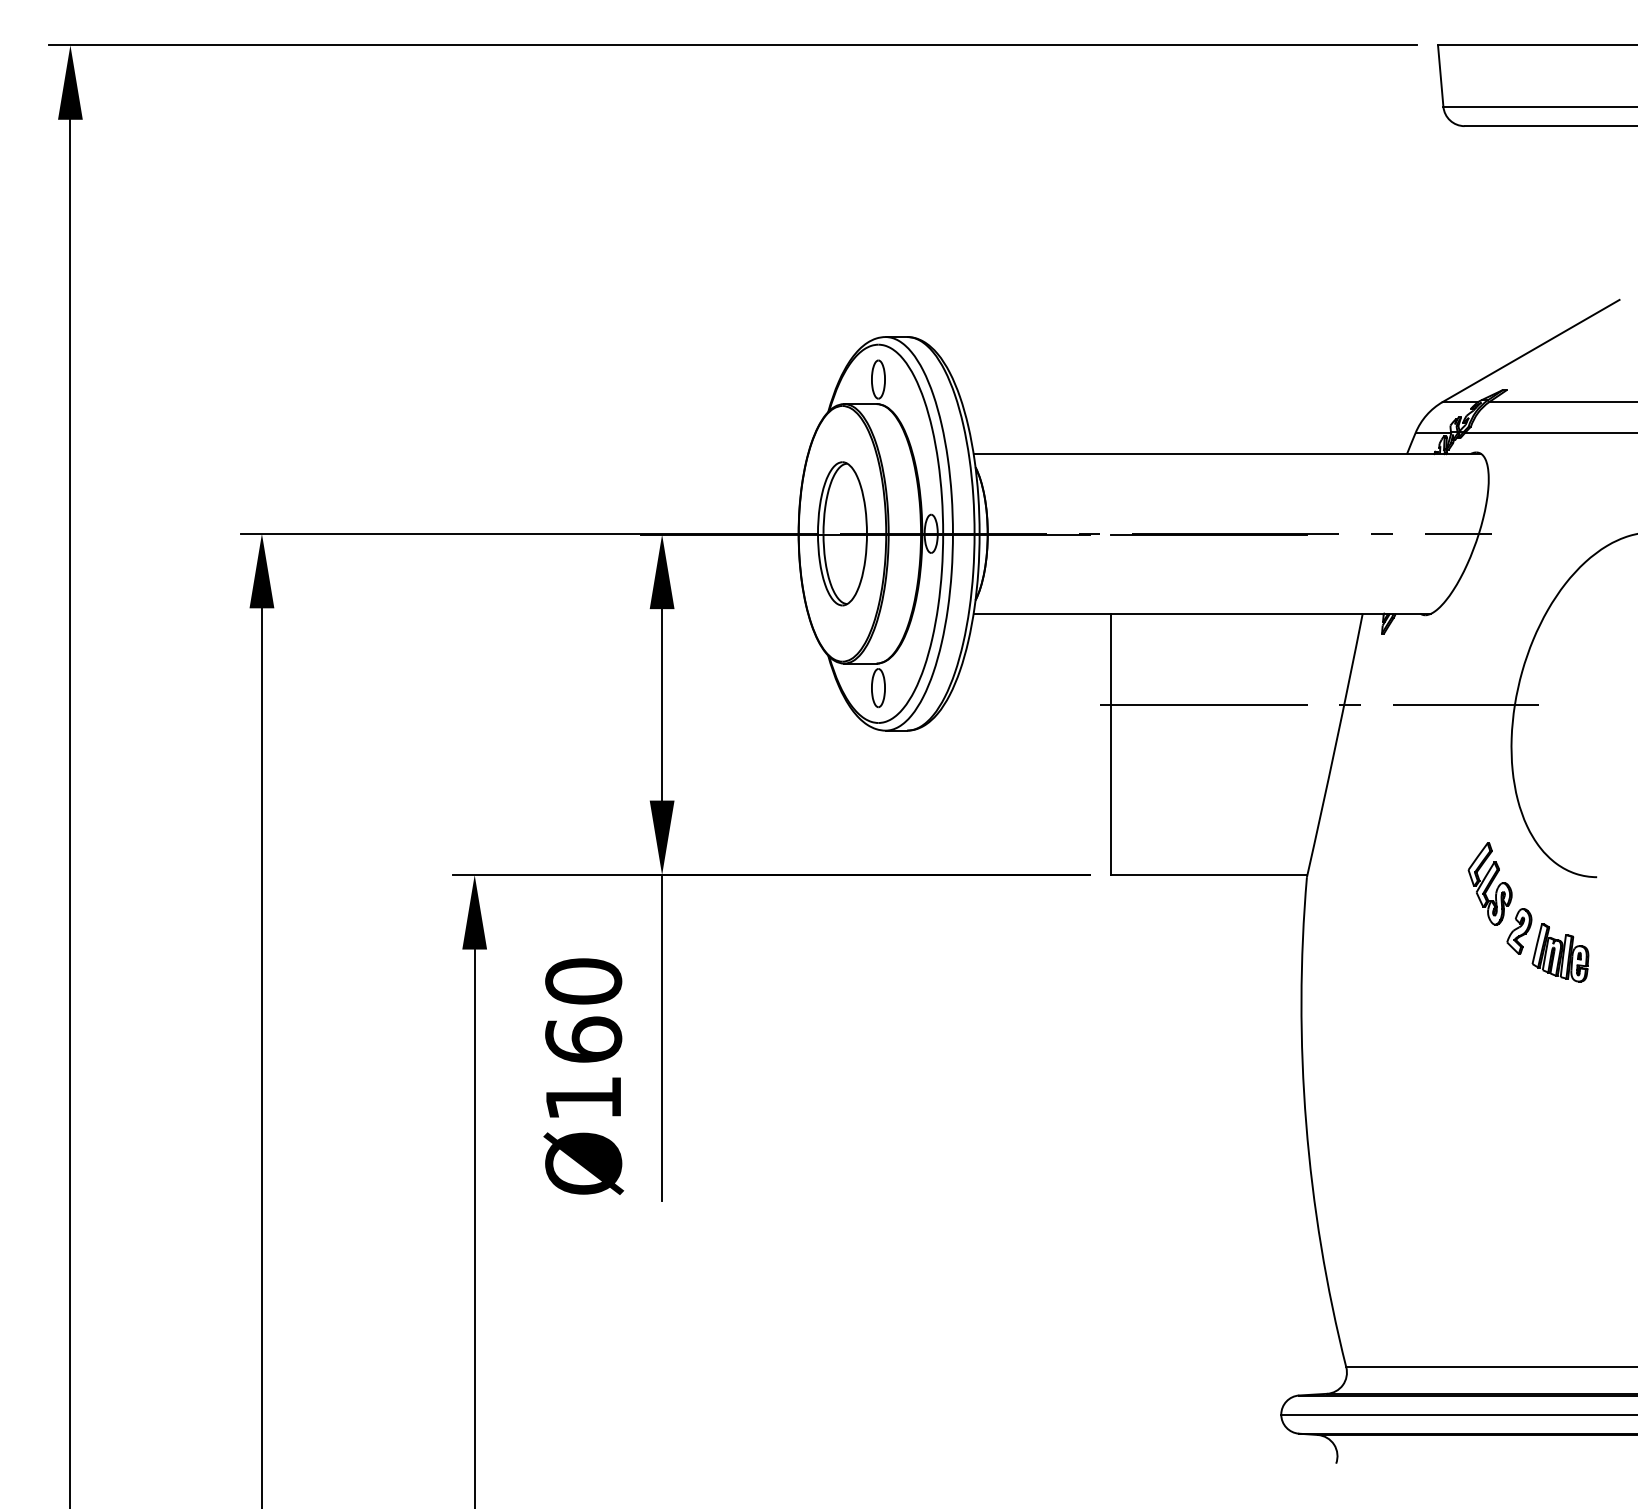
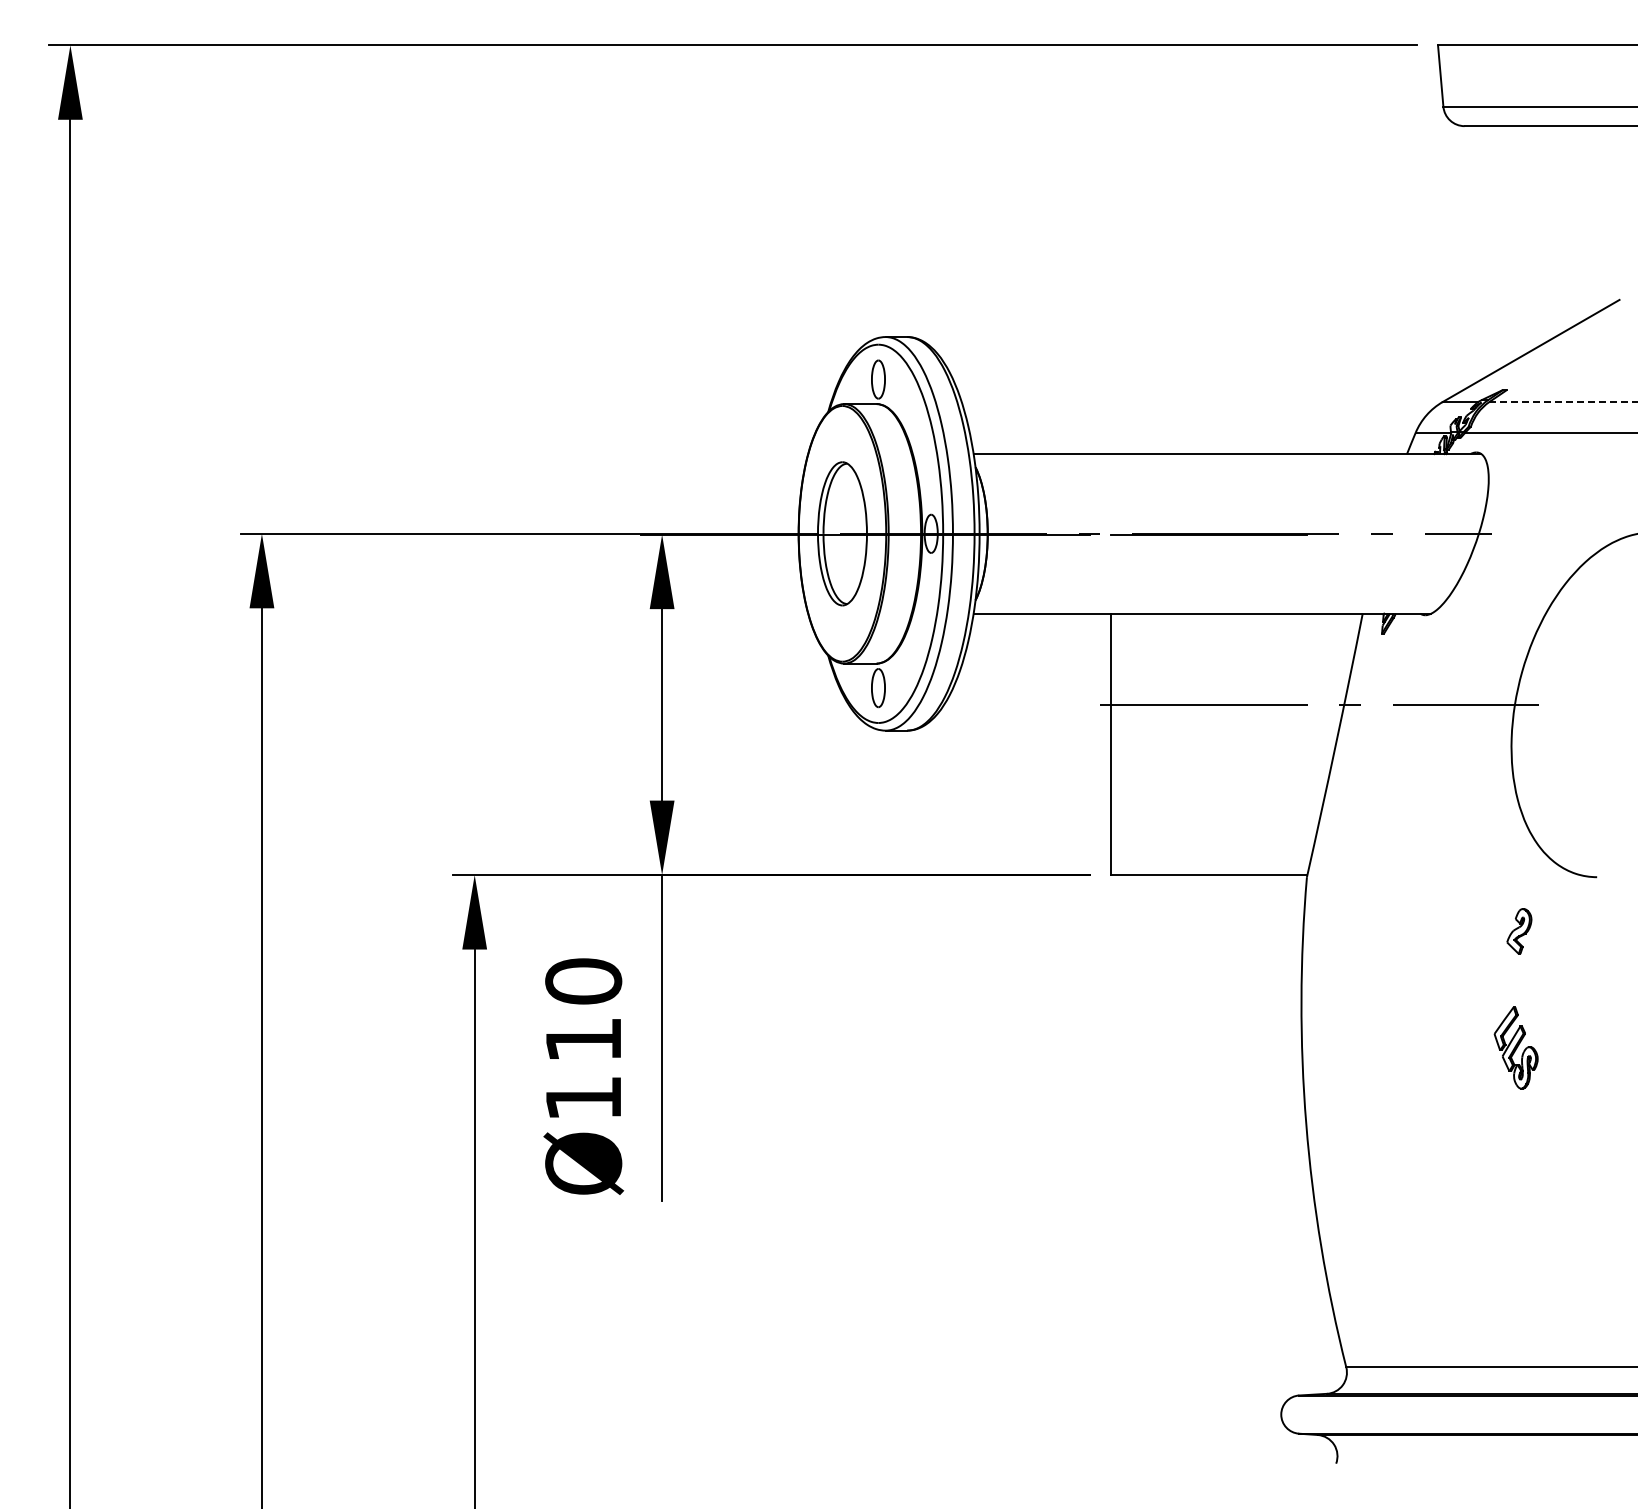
line: solid -> dashed (1563, 402)
part position: (1489, 883) -> (1515, 1047) (1515, 1047)
part: present -> none (1560, 952)
text: Ø160 -> Ø110 (583, 1039)
line: present -> none (1457, 1414)
